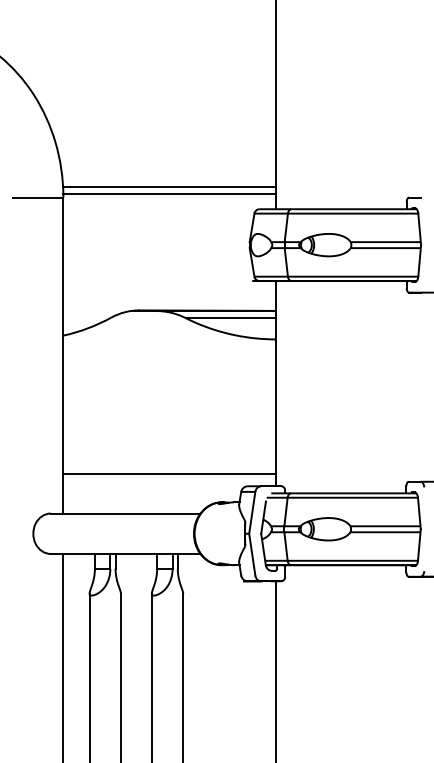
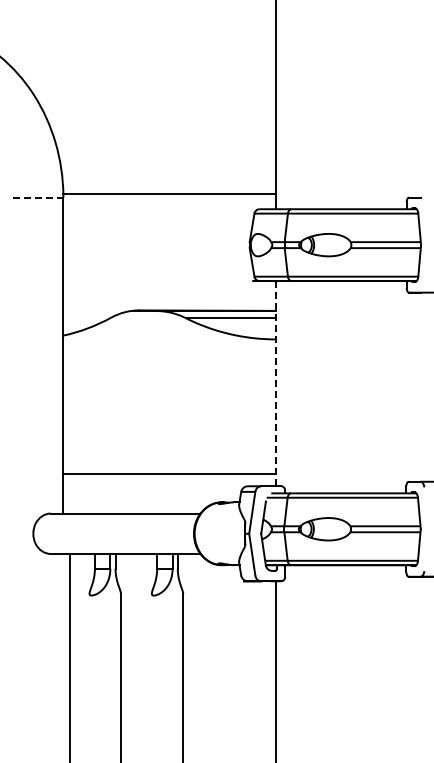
line: present -> none (169, 186)
line: solid -> dashed (38, 197)
line: solid -> dashed (275, 383)
line position: (63, 656) -> (70, 656) (70, 656)
line: present -> none (89, 676)
line: present -> none (151, 676)
